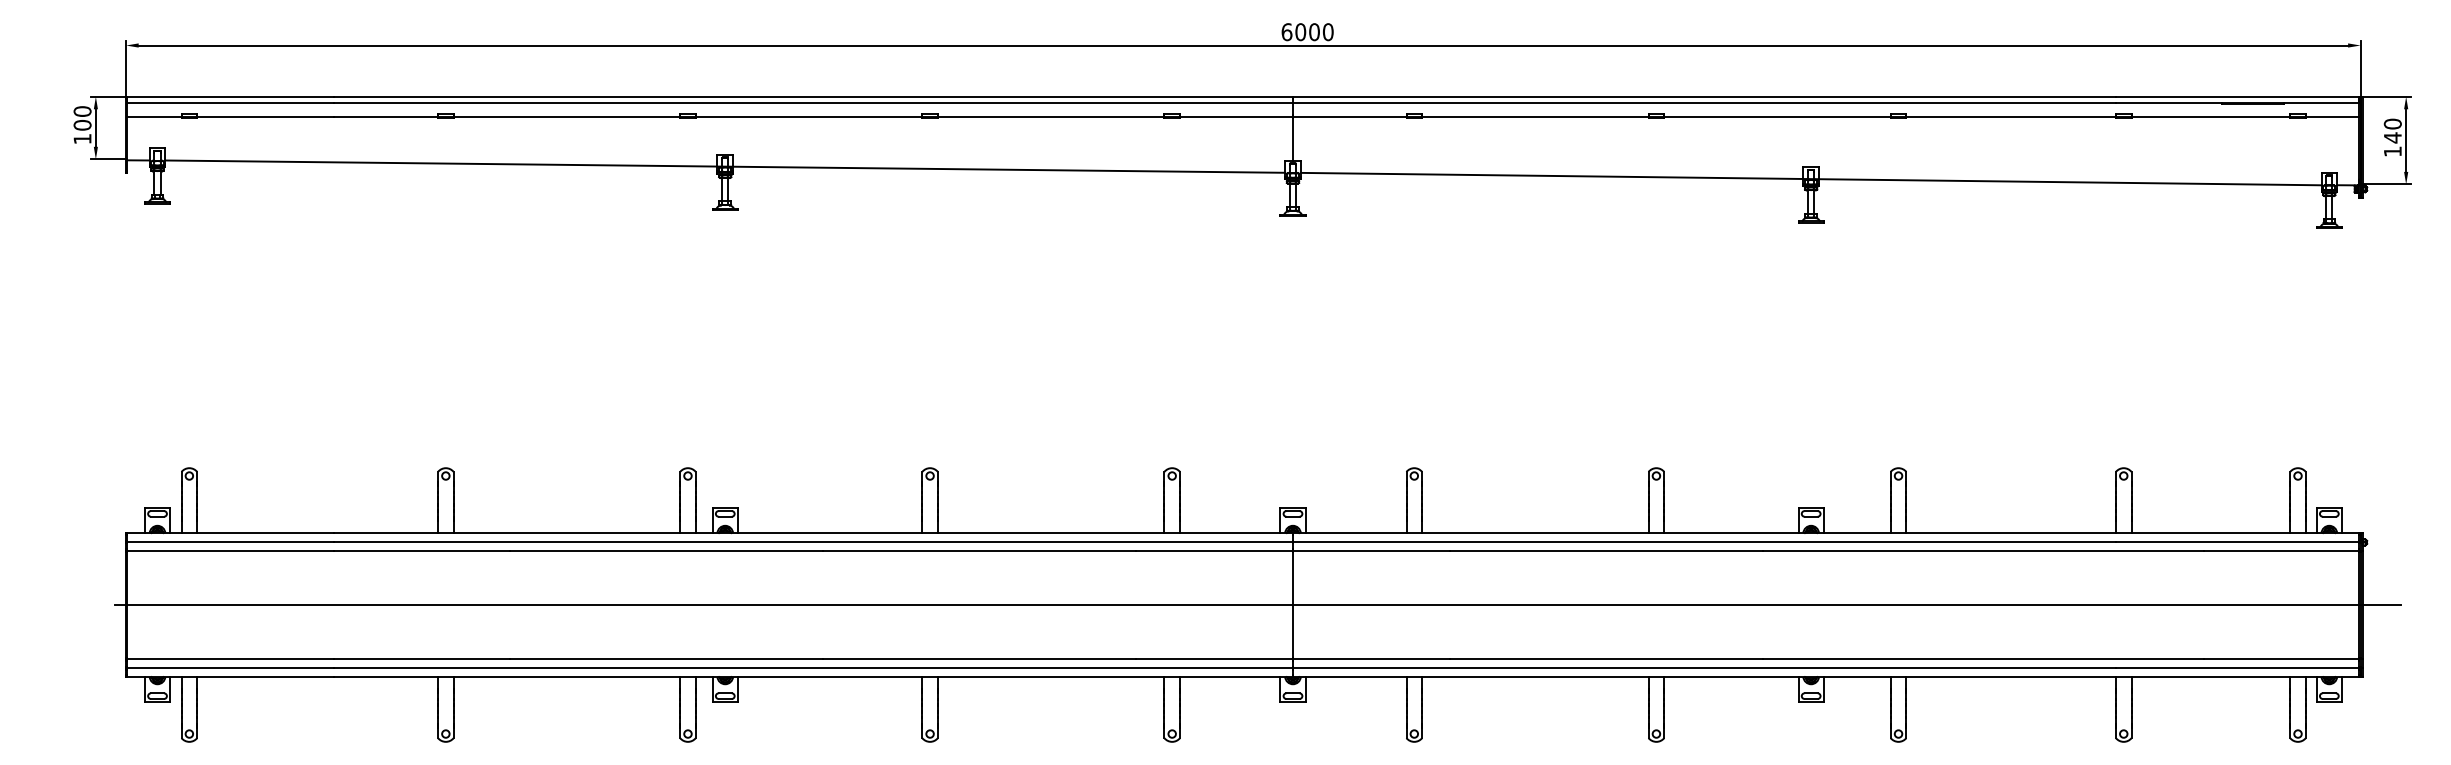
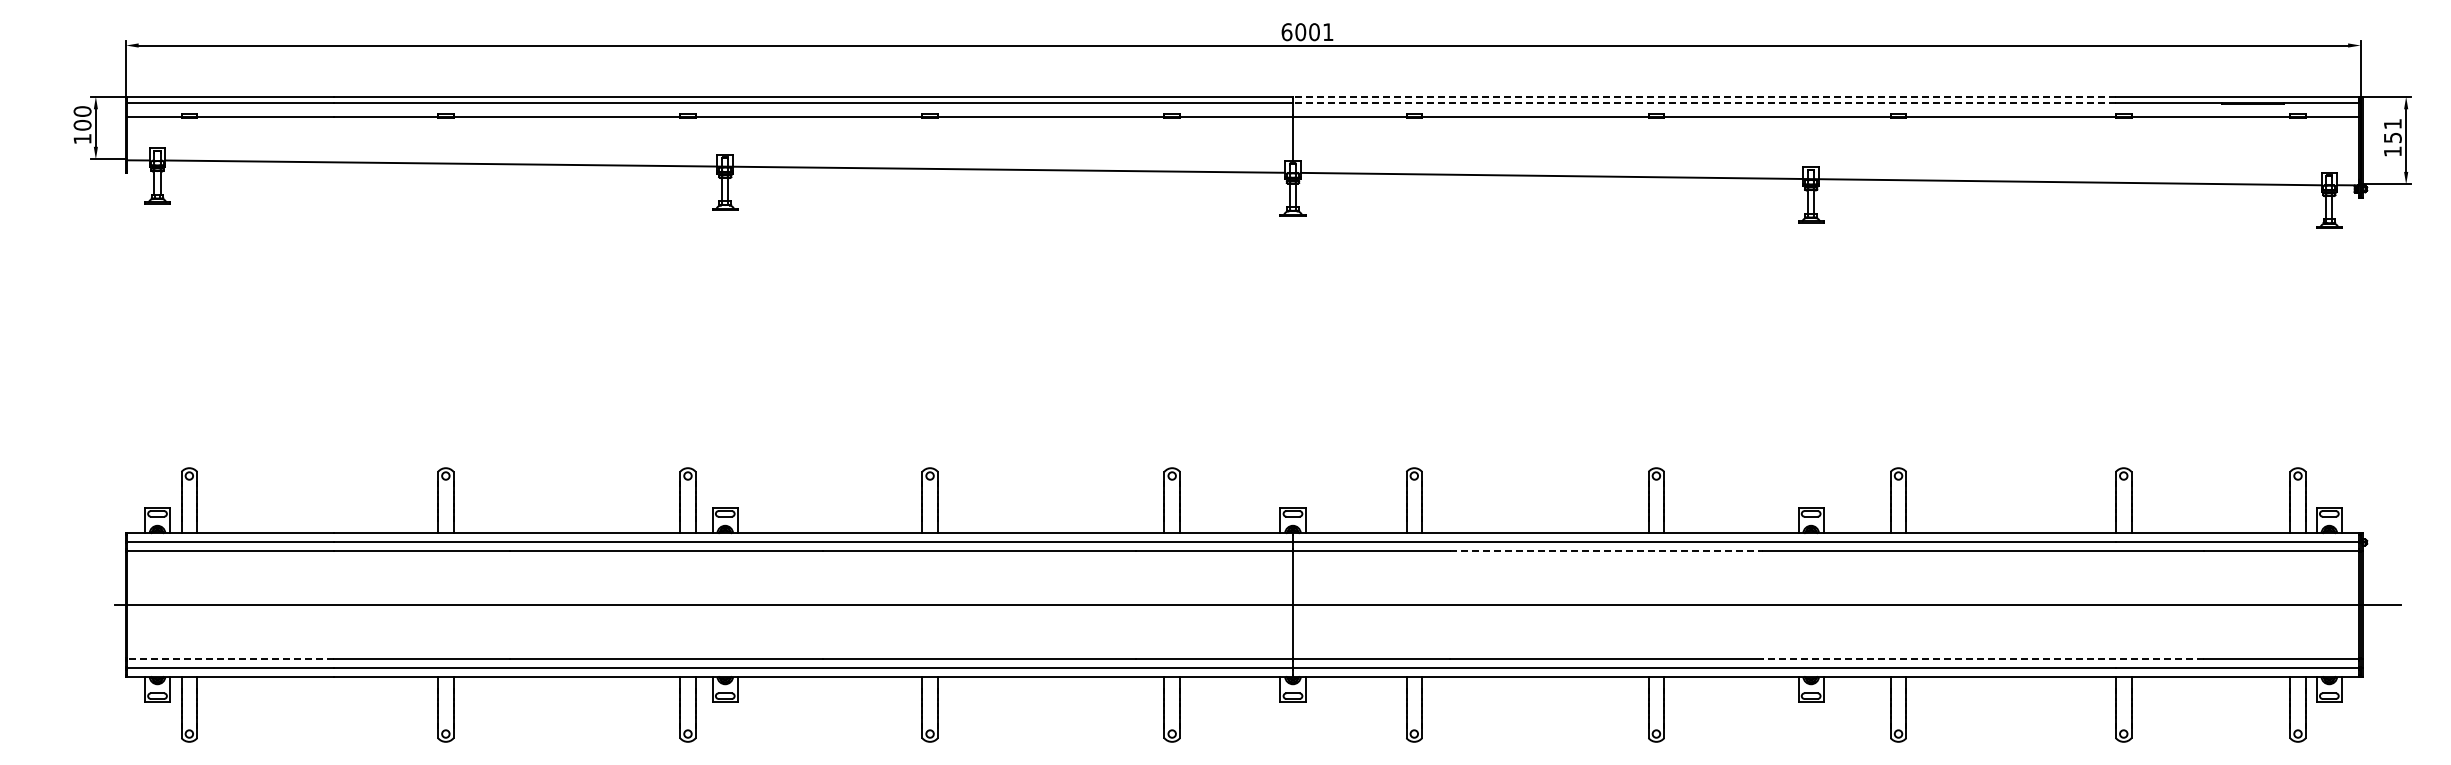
text: 6000 -> 6001 (1327, 32)
line: solid -> dashed (1703, 96)
line: solid -> dashed (1703, 103)
text: 140 -> 151 (2392, 130)
line: solid -> dashed (1606, 551)
line: solid -> dashed (230, 658)
line: solid -> dashed (1983, 658)
